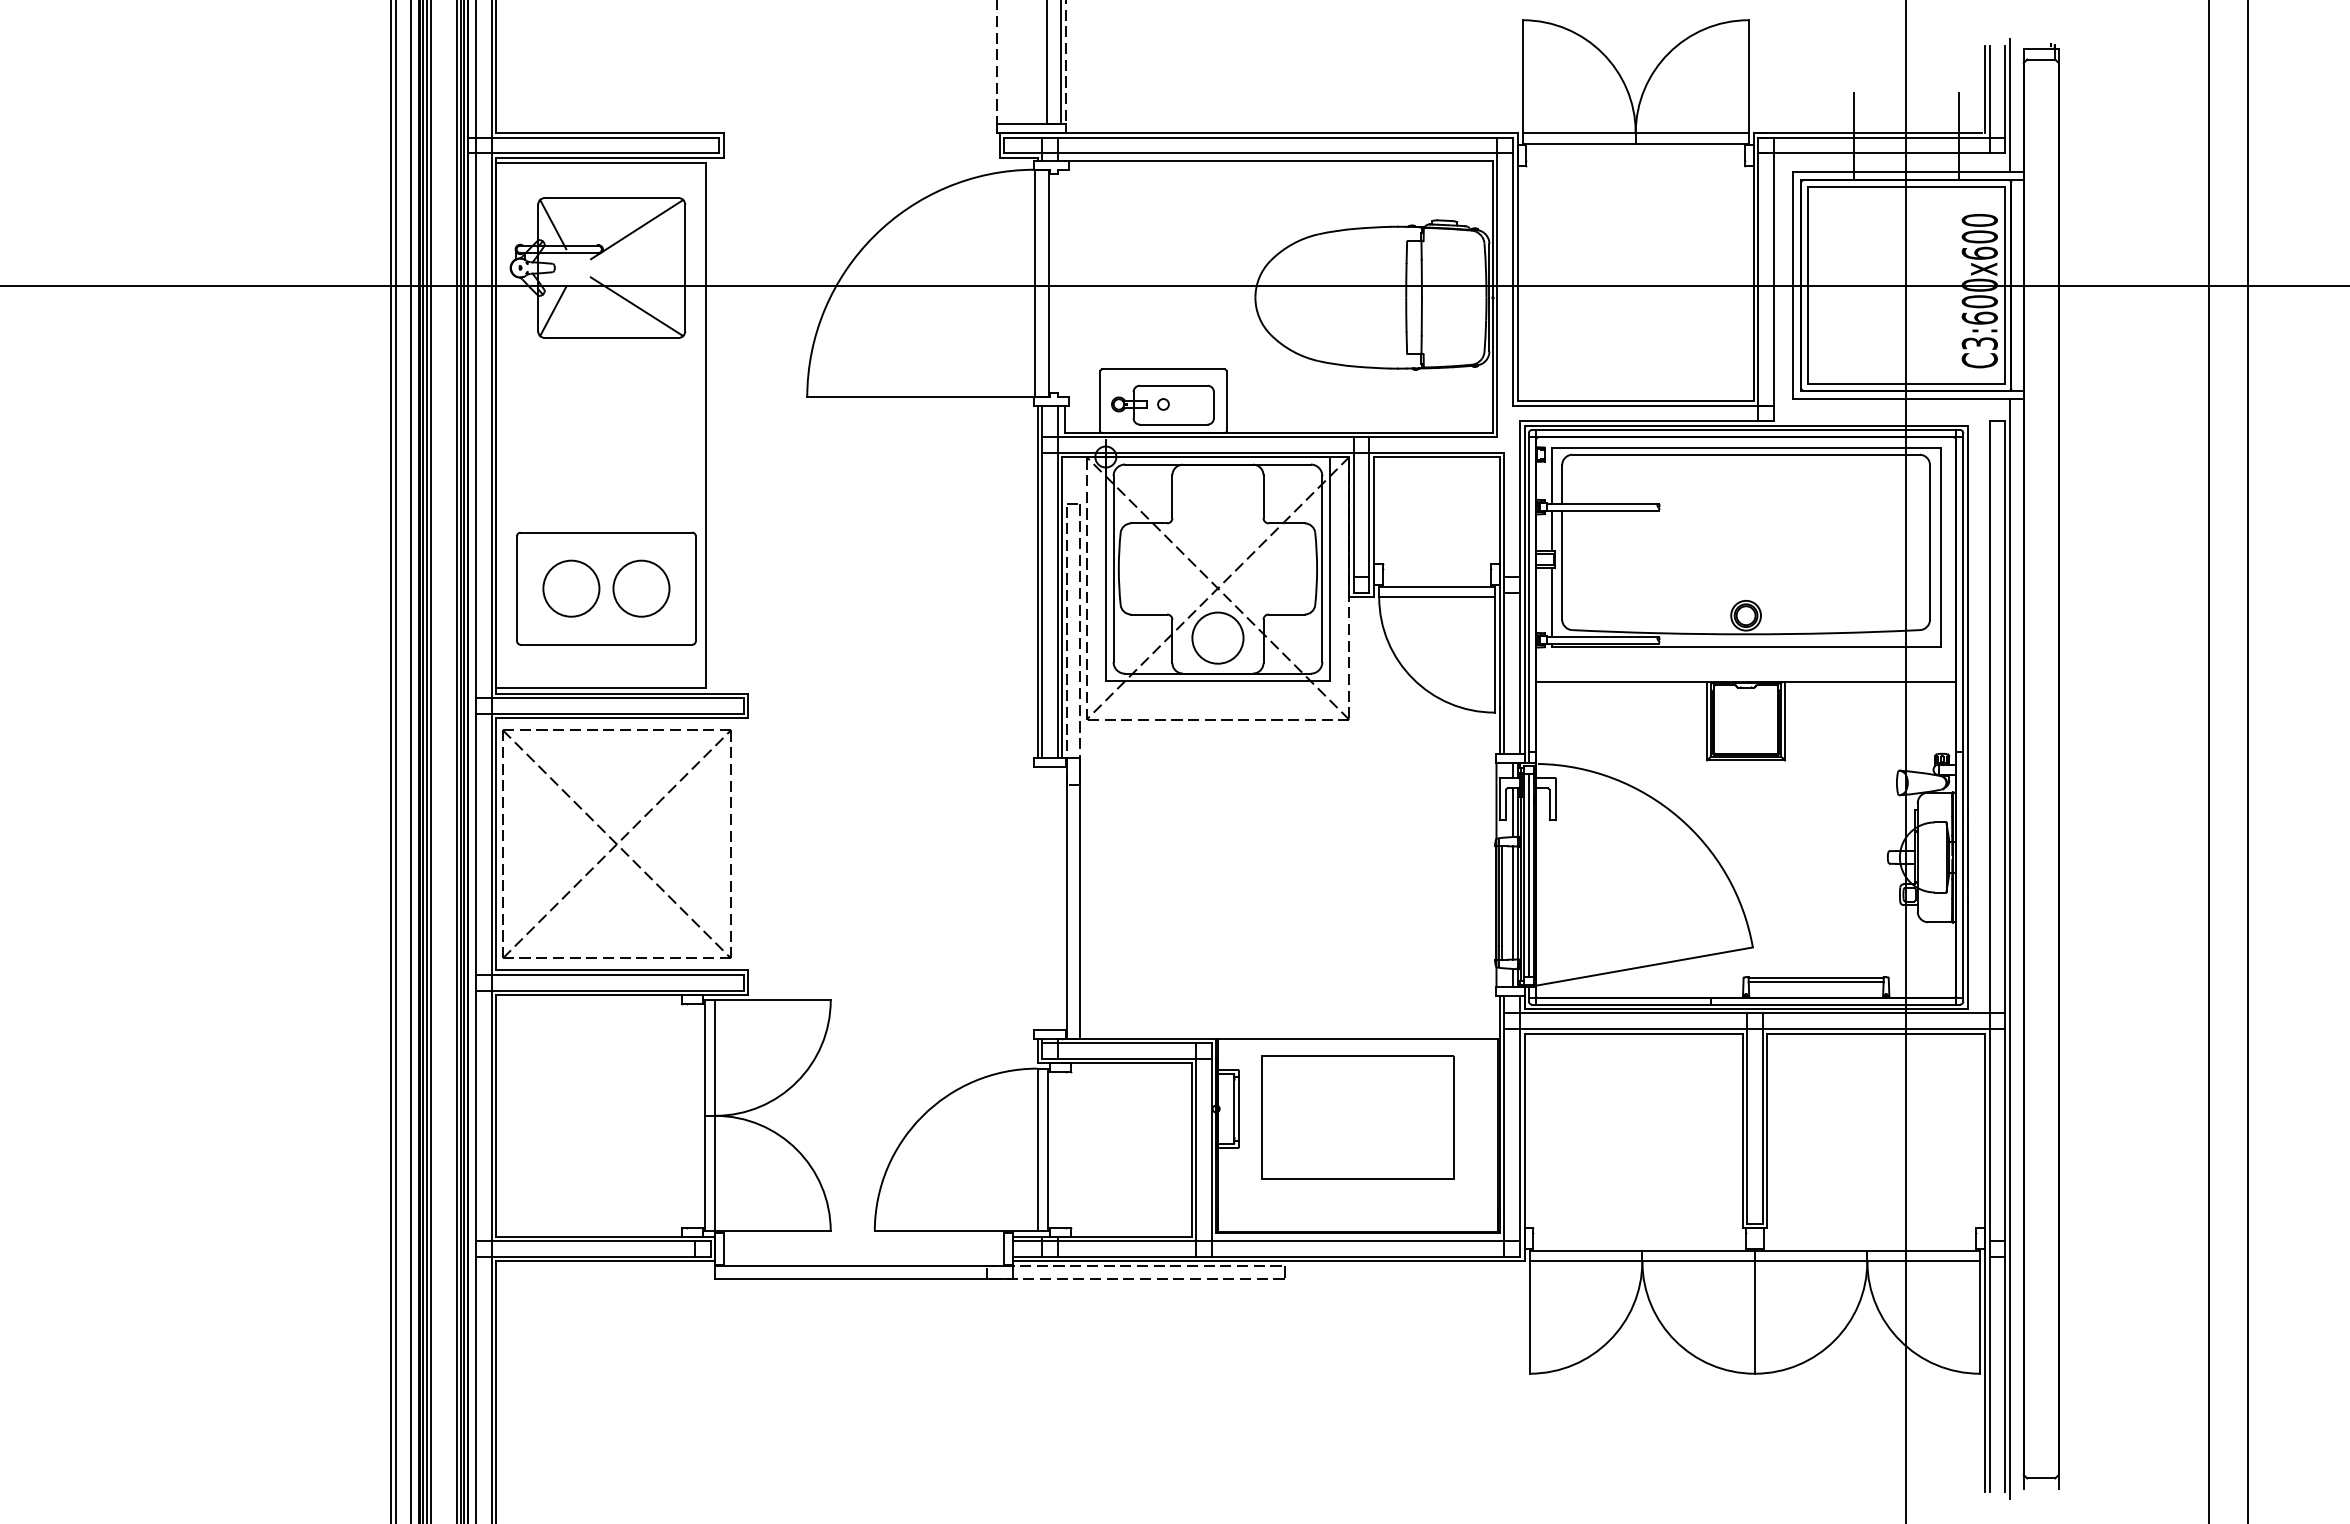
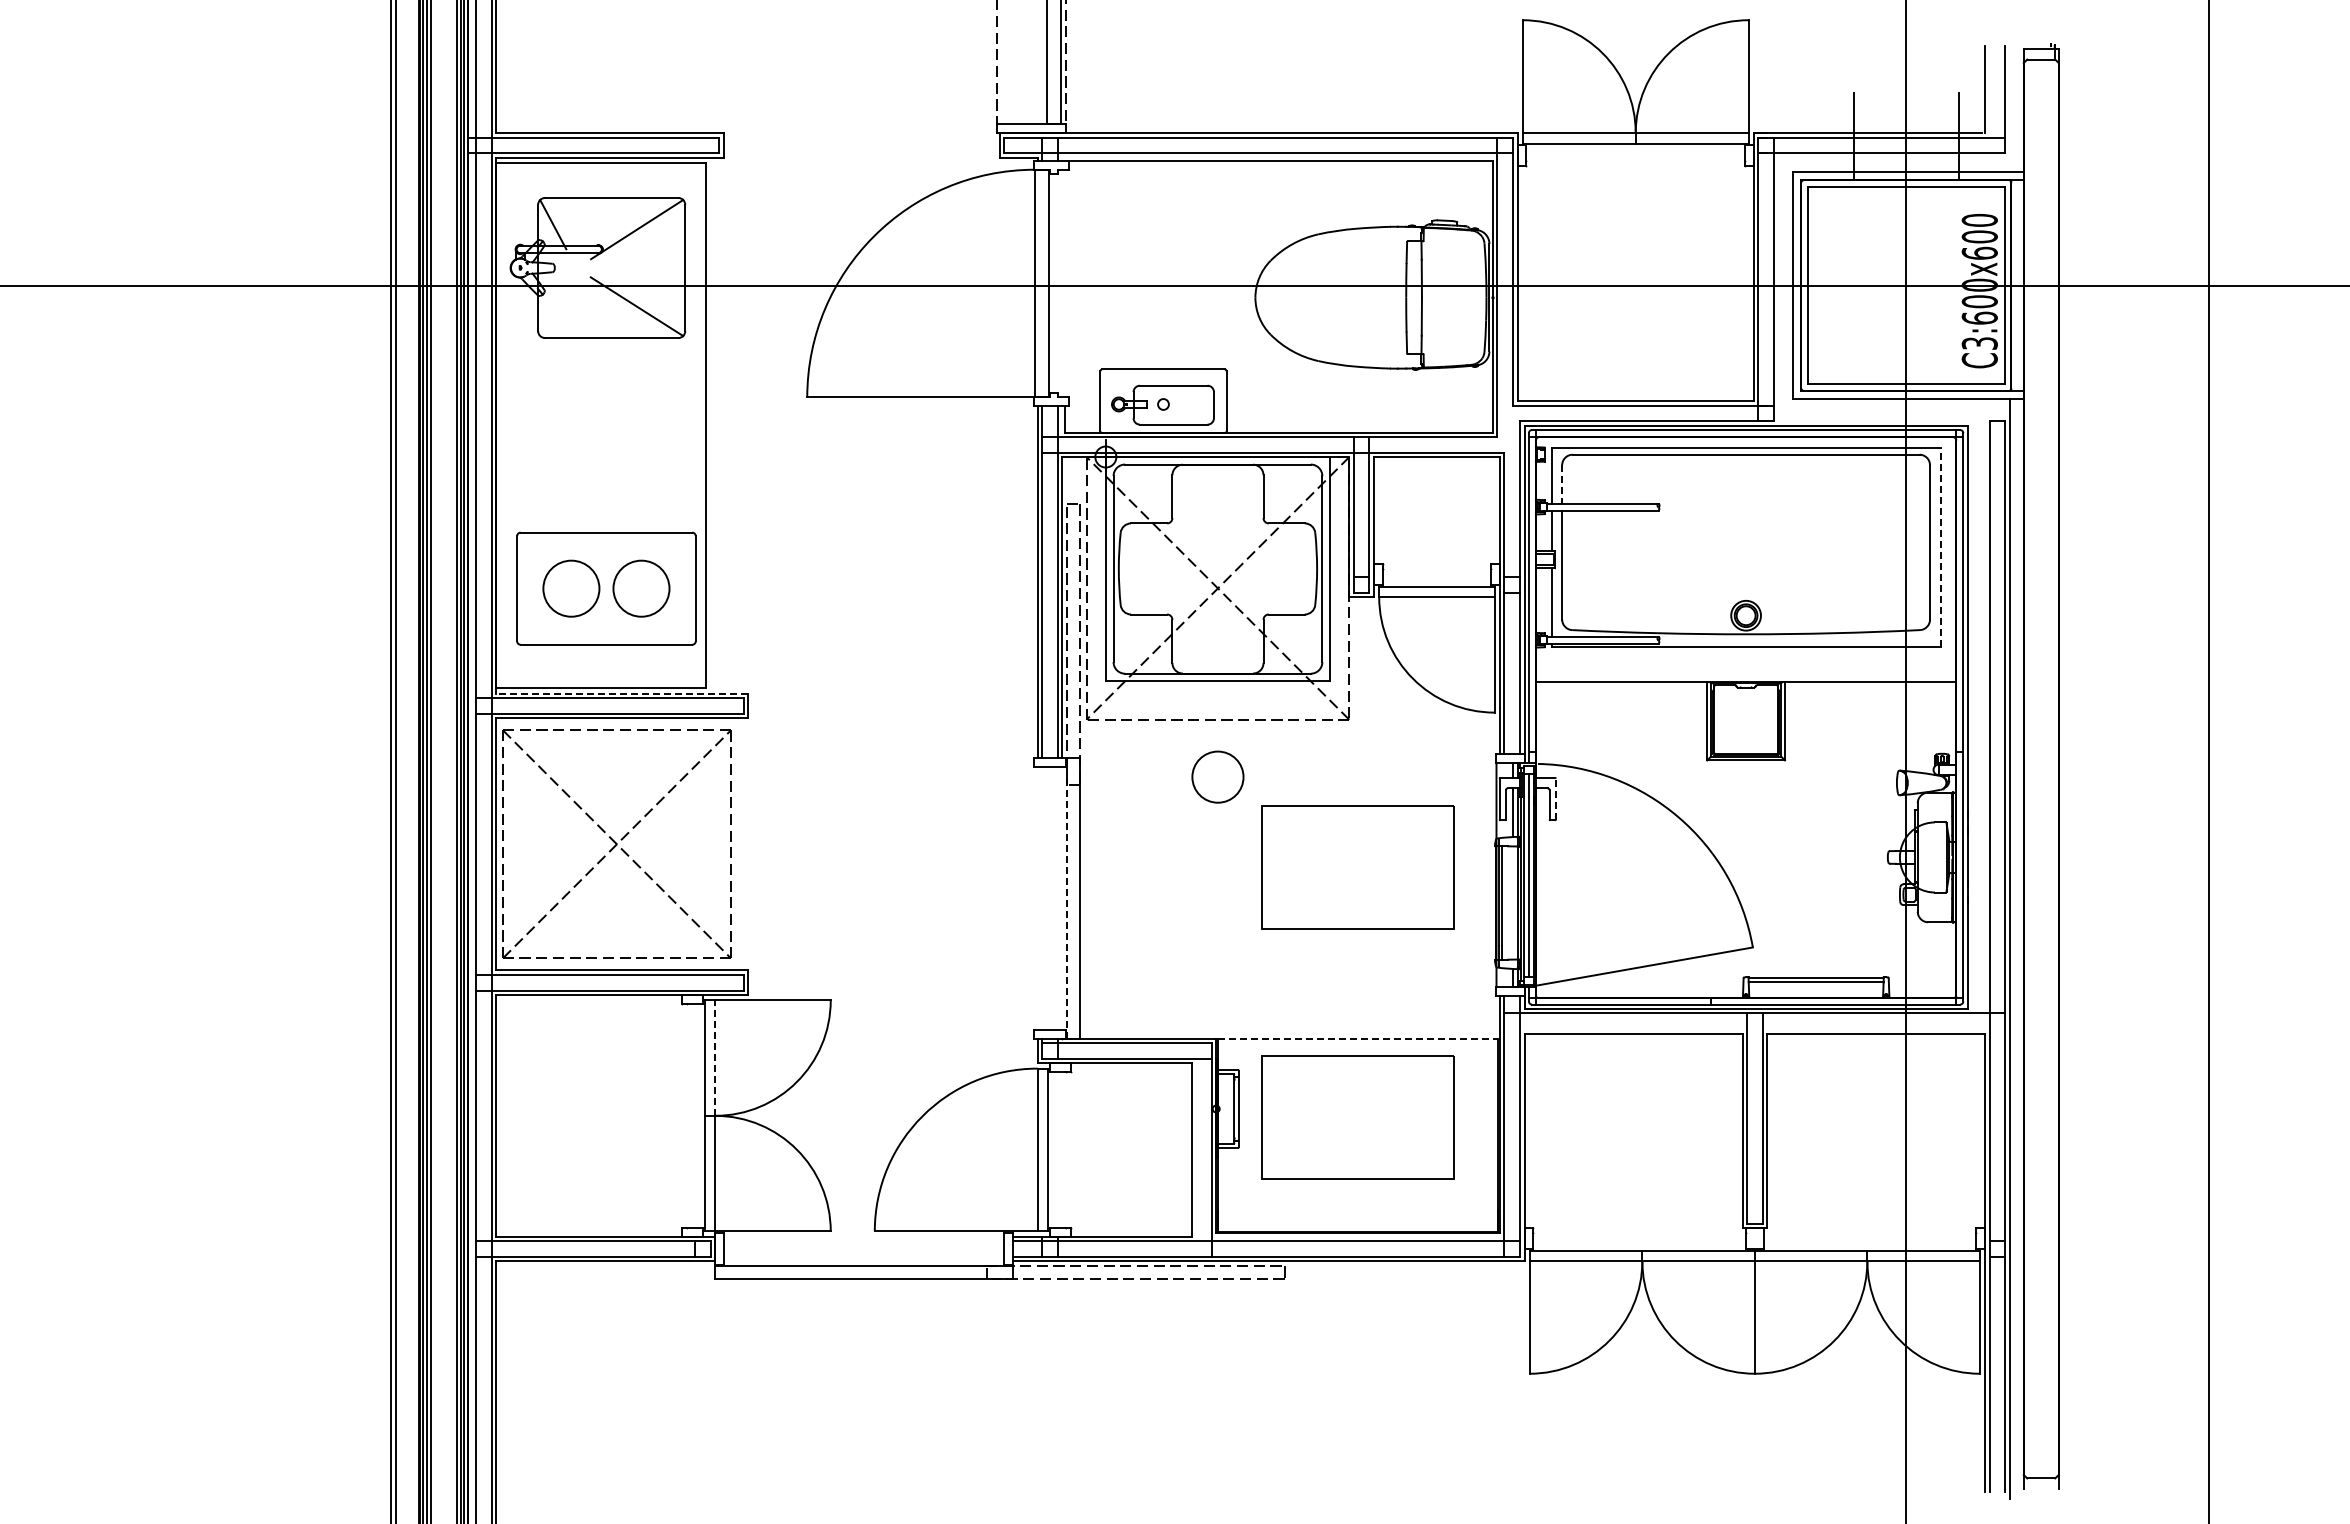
line: present -> none (1989, 99)
line: present -> none (2009, 104)
line: present -> none (553, 311)
line: solid -> dashed (1562, 484)
line: solid -> dashed (1940, 547)
circle position: (1217, 637) -> (1217, 776) (1217, 776)
line: solid -> dashed (621, 693)
line: present -> none (411, 761)
line: present -> none (2247, 761)
line: solid -> dashed (1555, 798)
part: none -> present (1357, 867)
line: solid -> dashed (1067, 898)
line: present -> none (1513, 902)
line: present -> none (1754, 1029)
line: solid -> dashed (1358, 1038)
line: solid -> dashed (715, 1058)
line: present -> none (1196, 1149)
